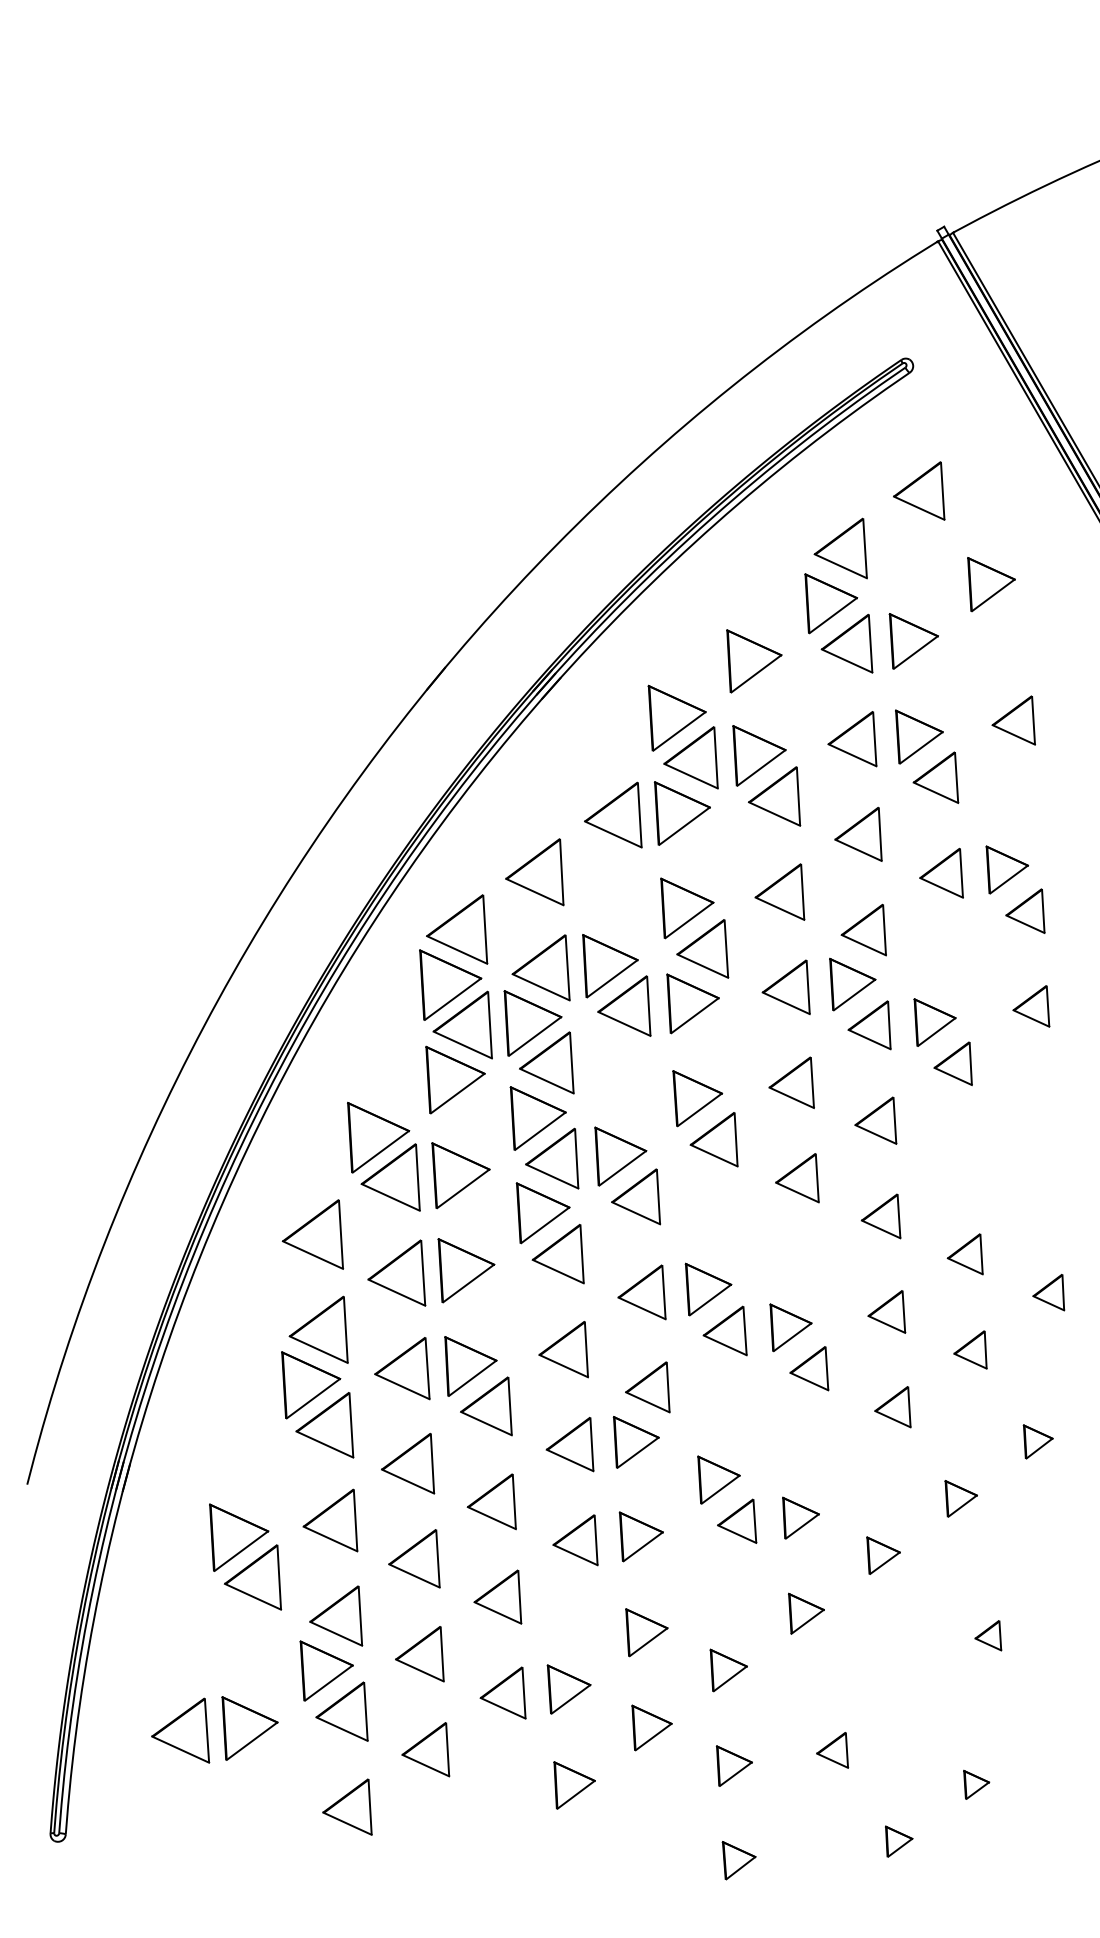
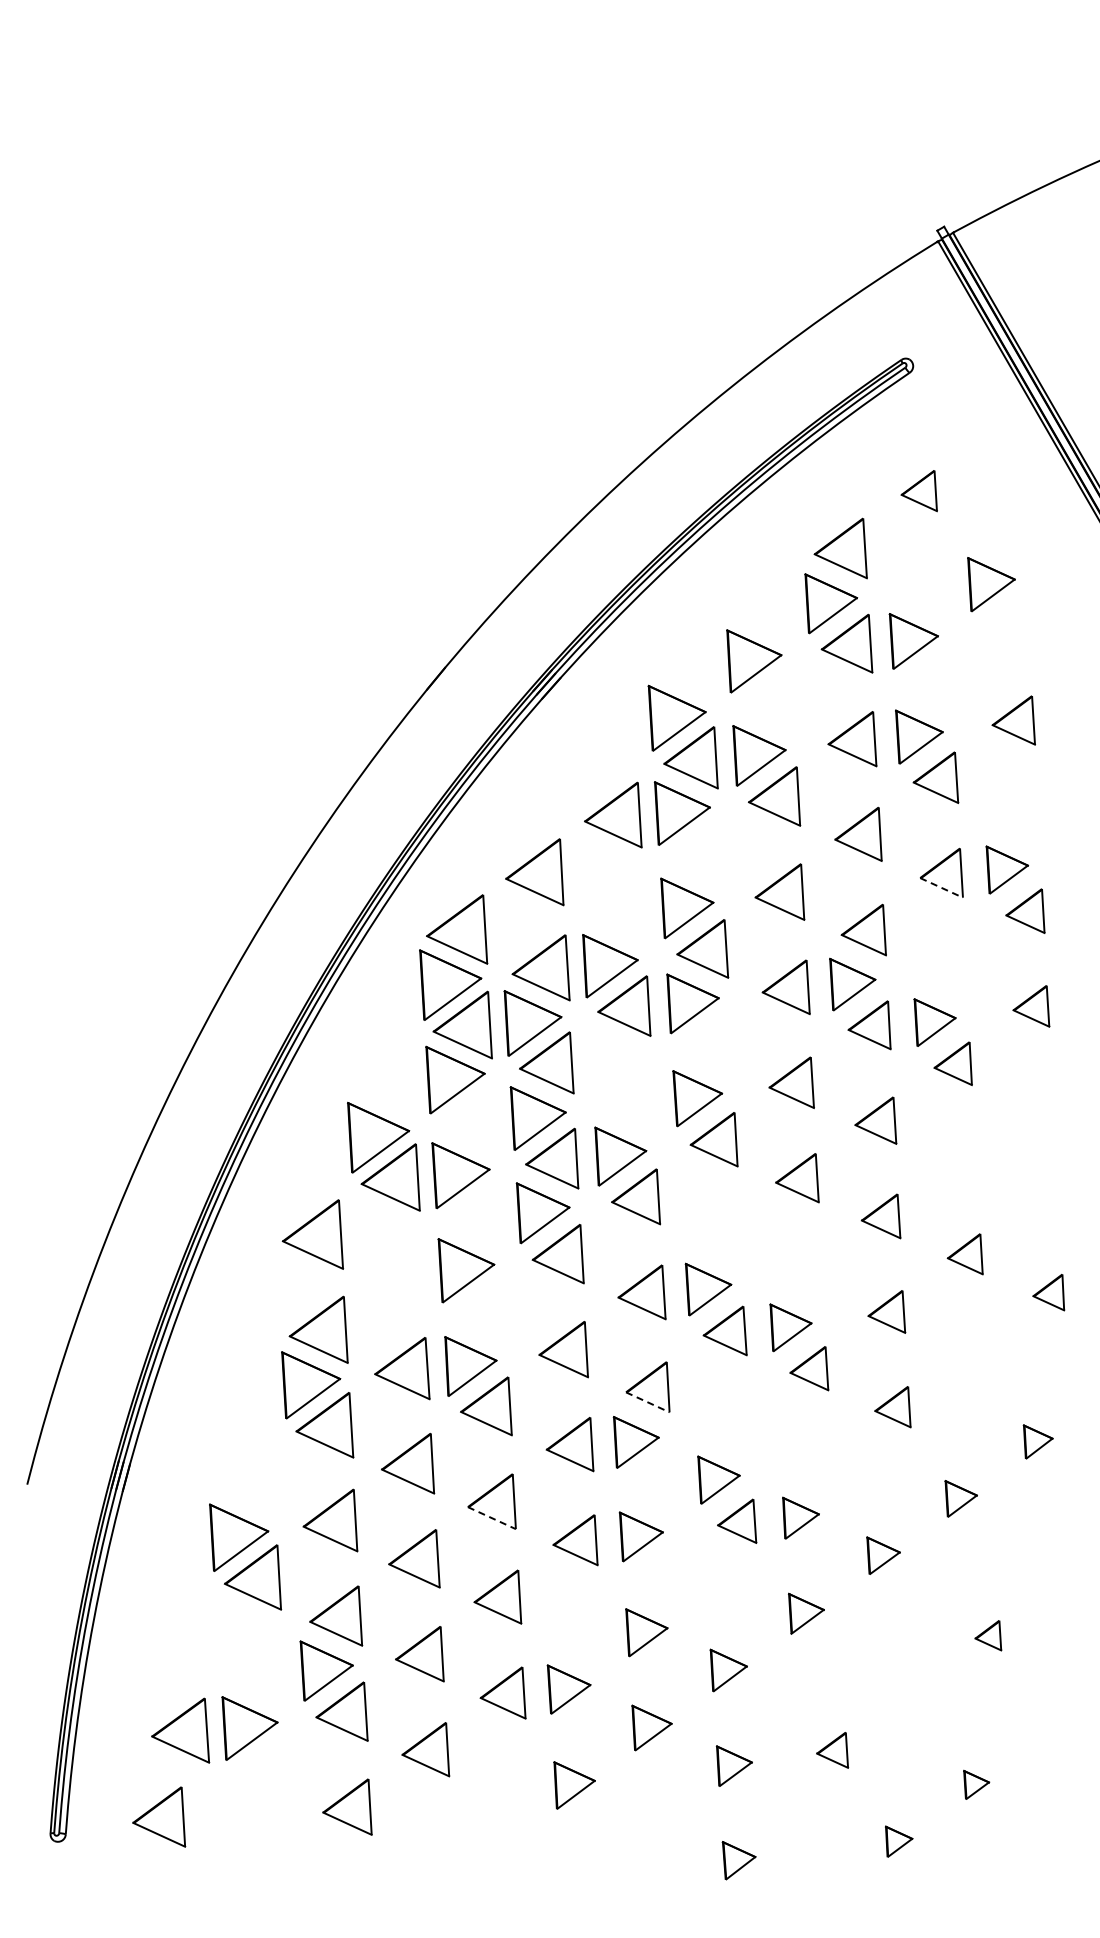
part size: 53x60 px -> 38x43 px (918, 491)
line: solid -> dashed (941, 887)
part: present -> none (396, 1272)
part: present -> none (970, 1349)
line: solid -> dashed (647, 1402)
line: solid -> dashed (492, 1518)
part: none -> present (159, 1816)
